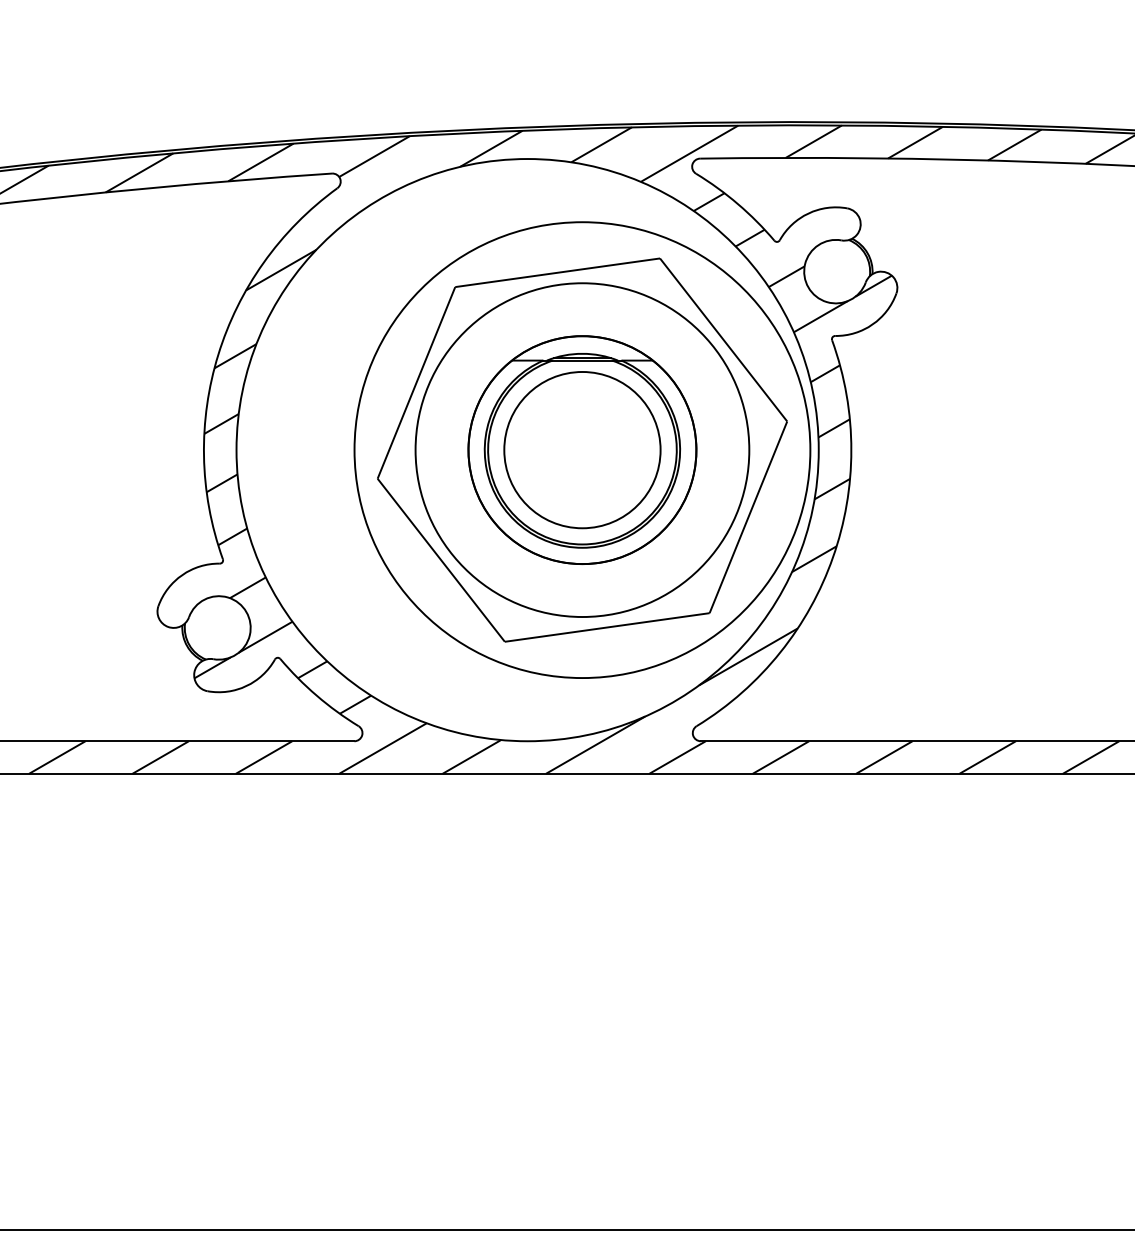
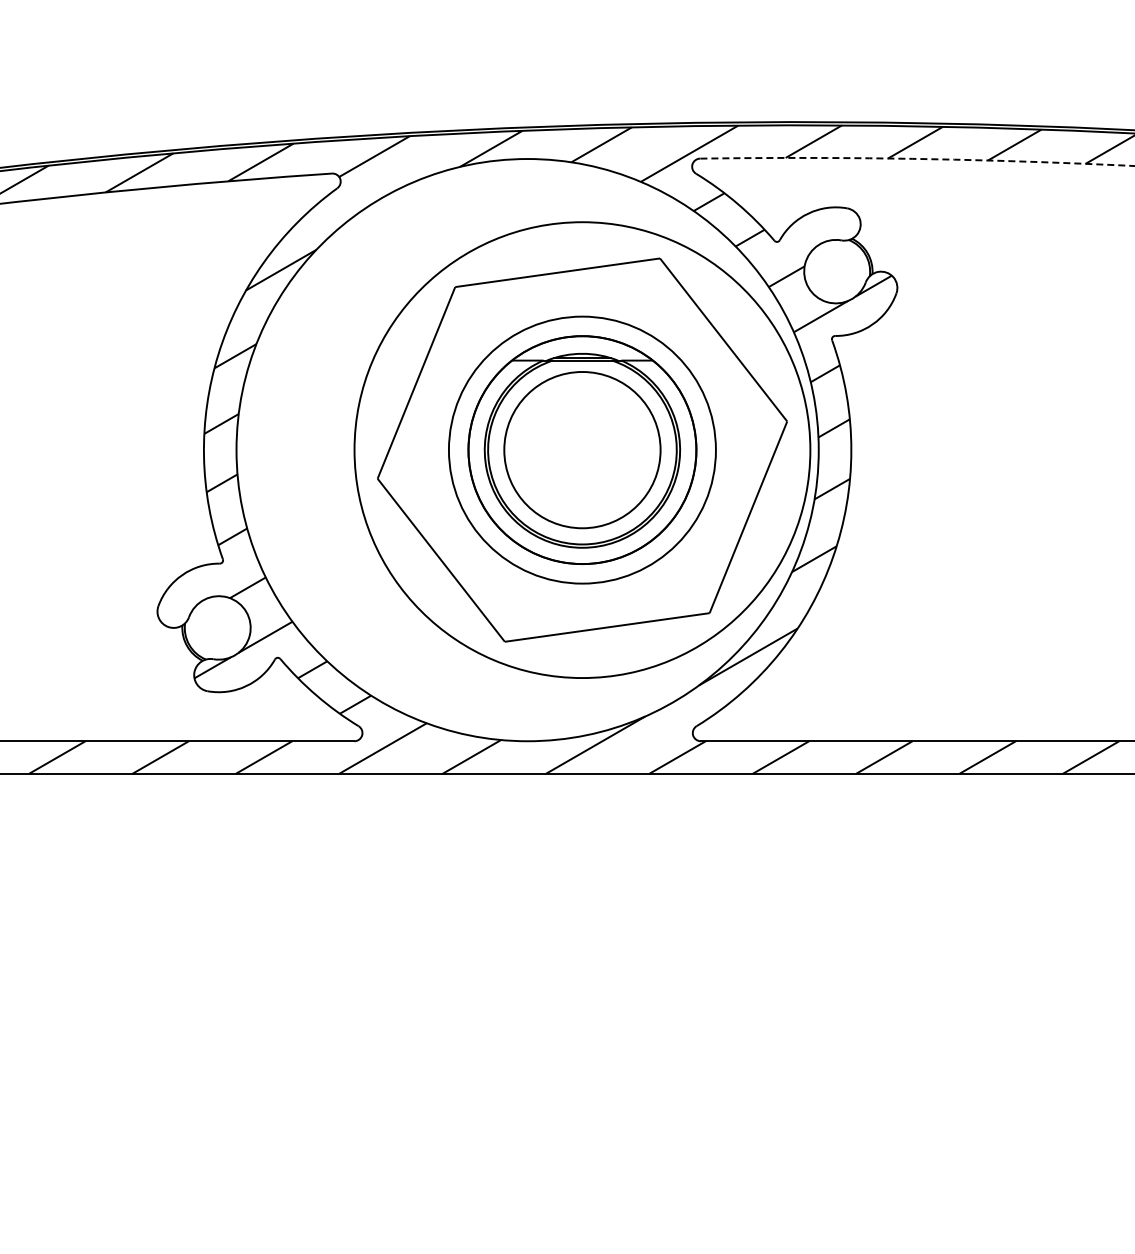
arc: solid -> dashed (917, 159)
circle diameter: 334 px -> 267 px (581, 449)
line: present -> none (566, 1229)
